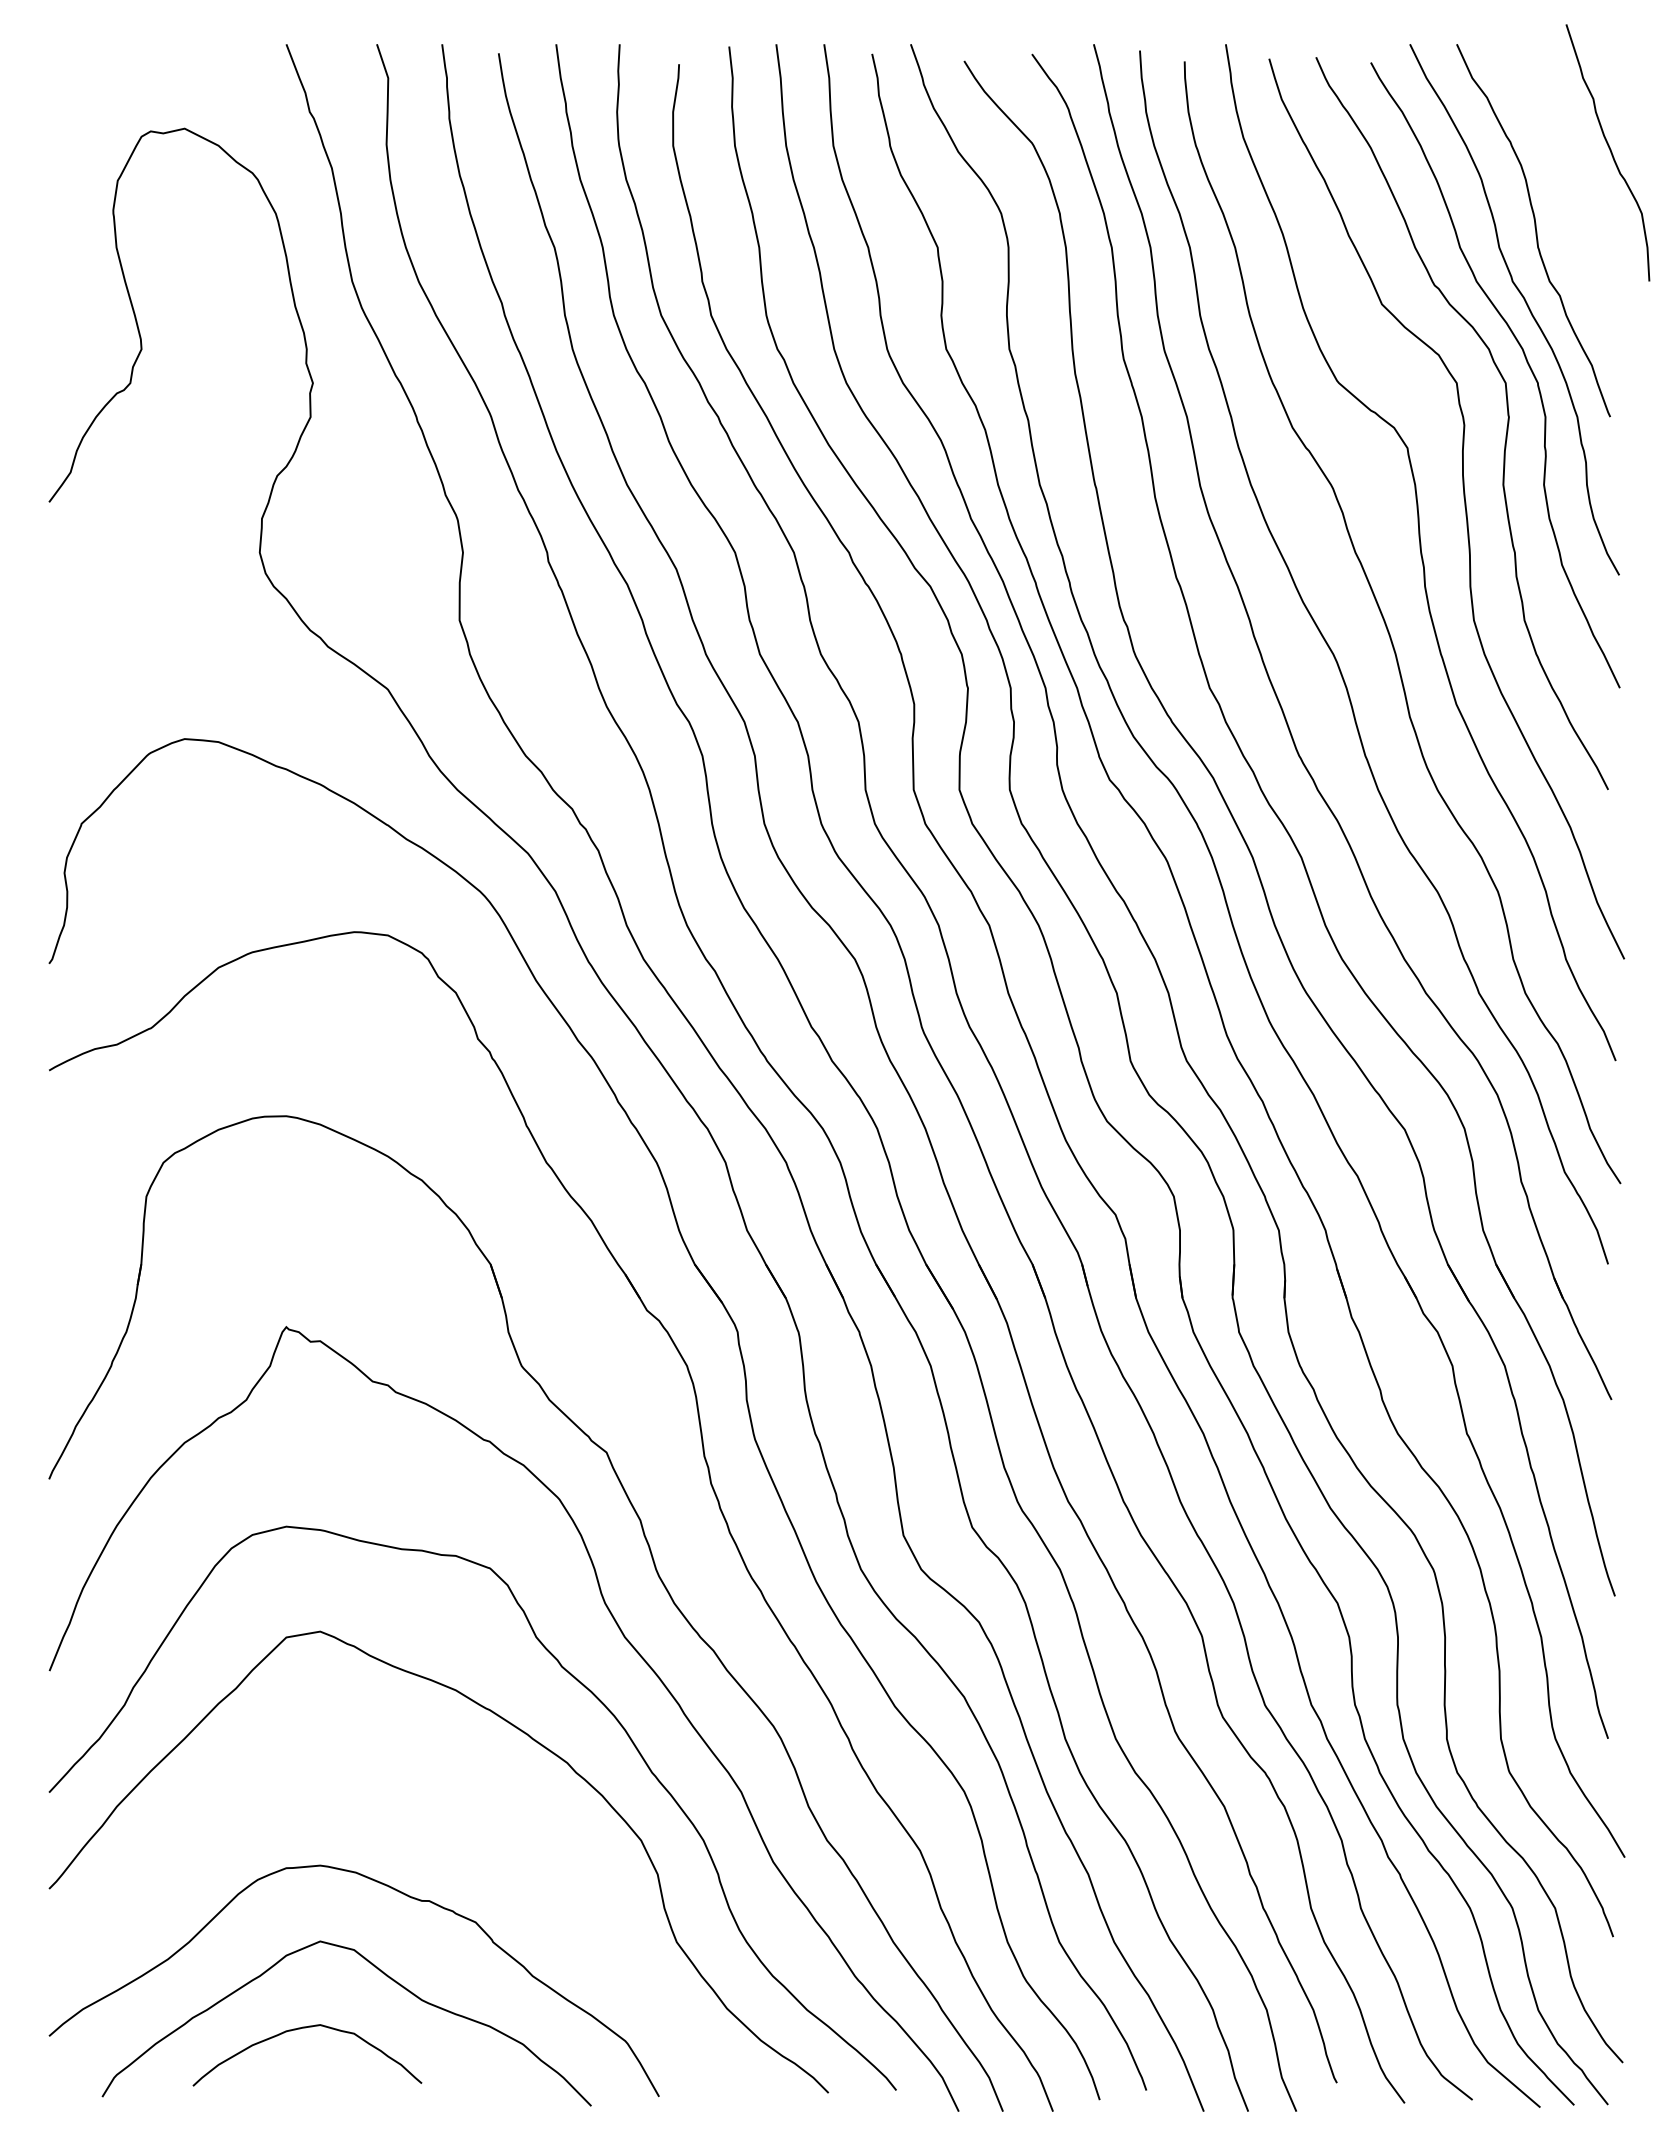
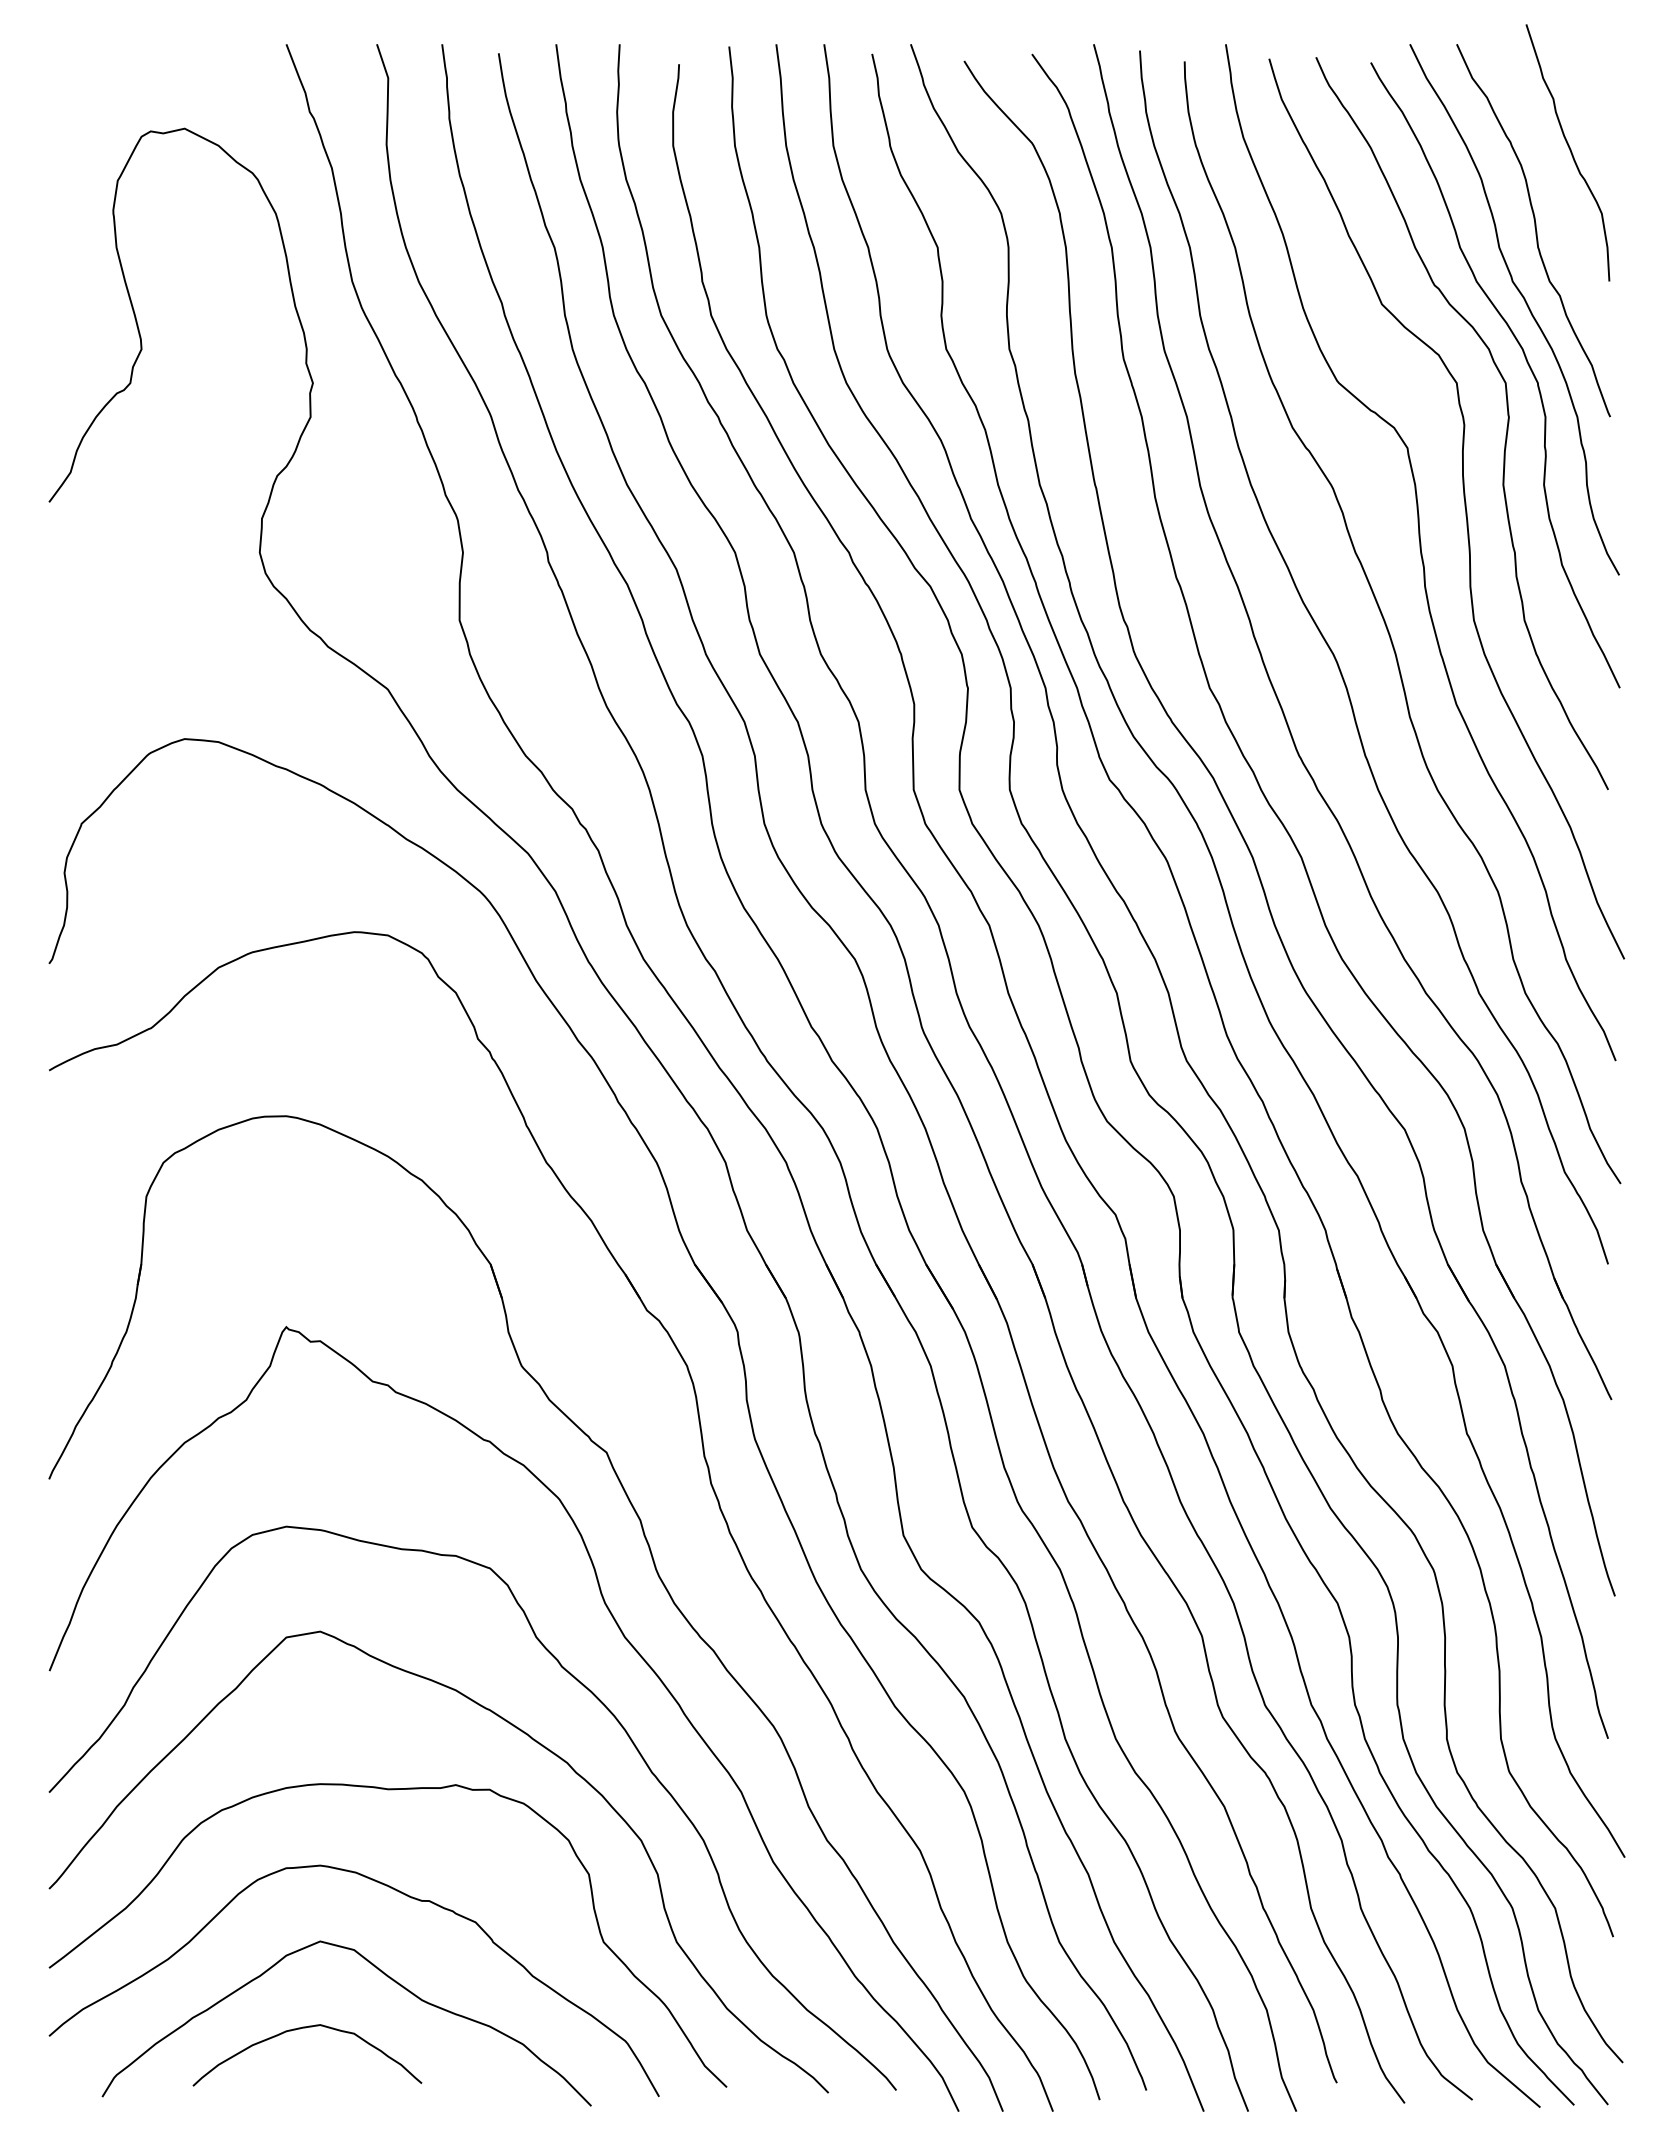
curve position: (1609, 150) -> (1569, 150) (1569, 150)
curve: none -> present (387, 1790)
